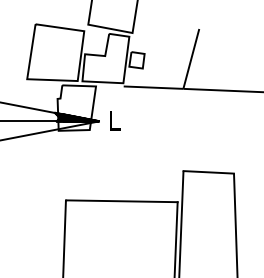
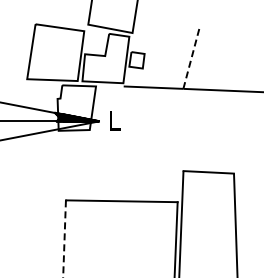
line: solid -> dashed (191, 58)
line: solid -> dashed (64, 239)
